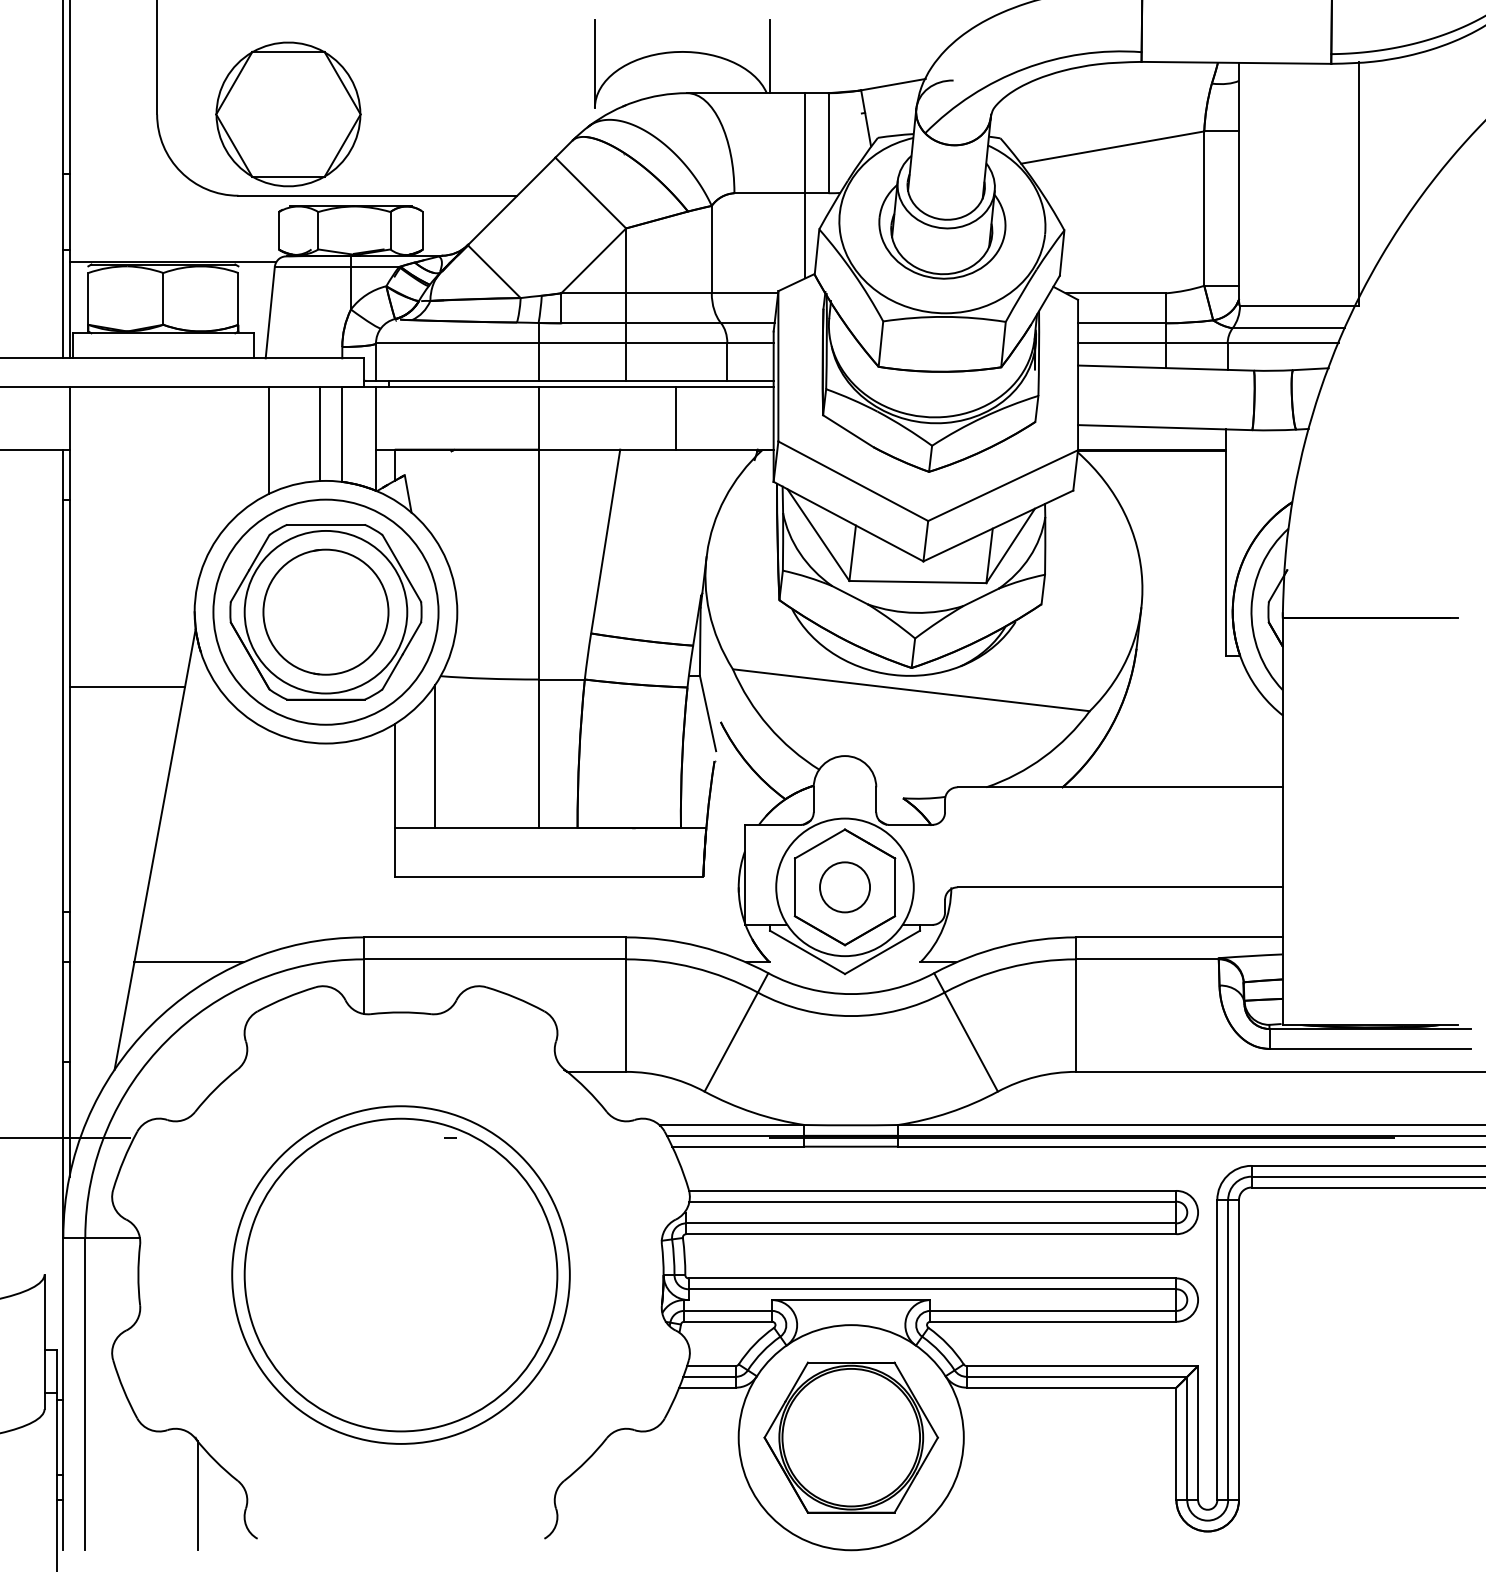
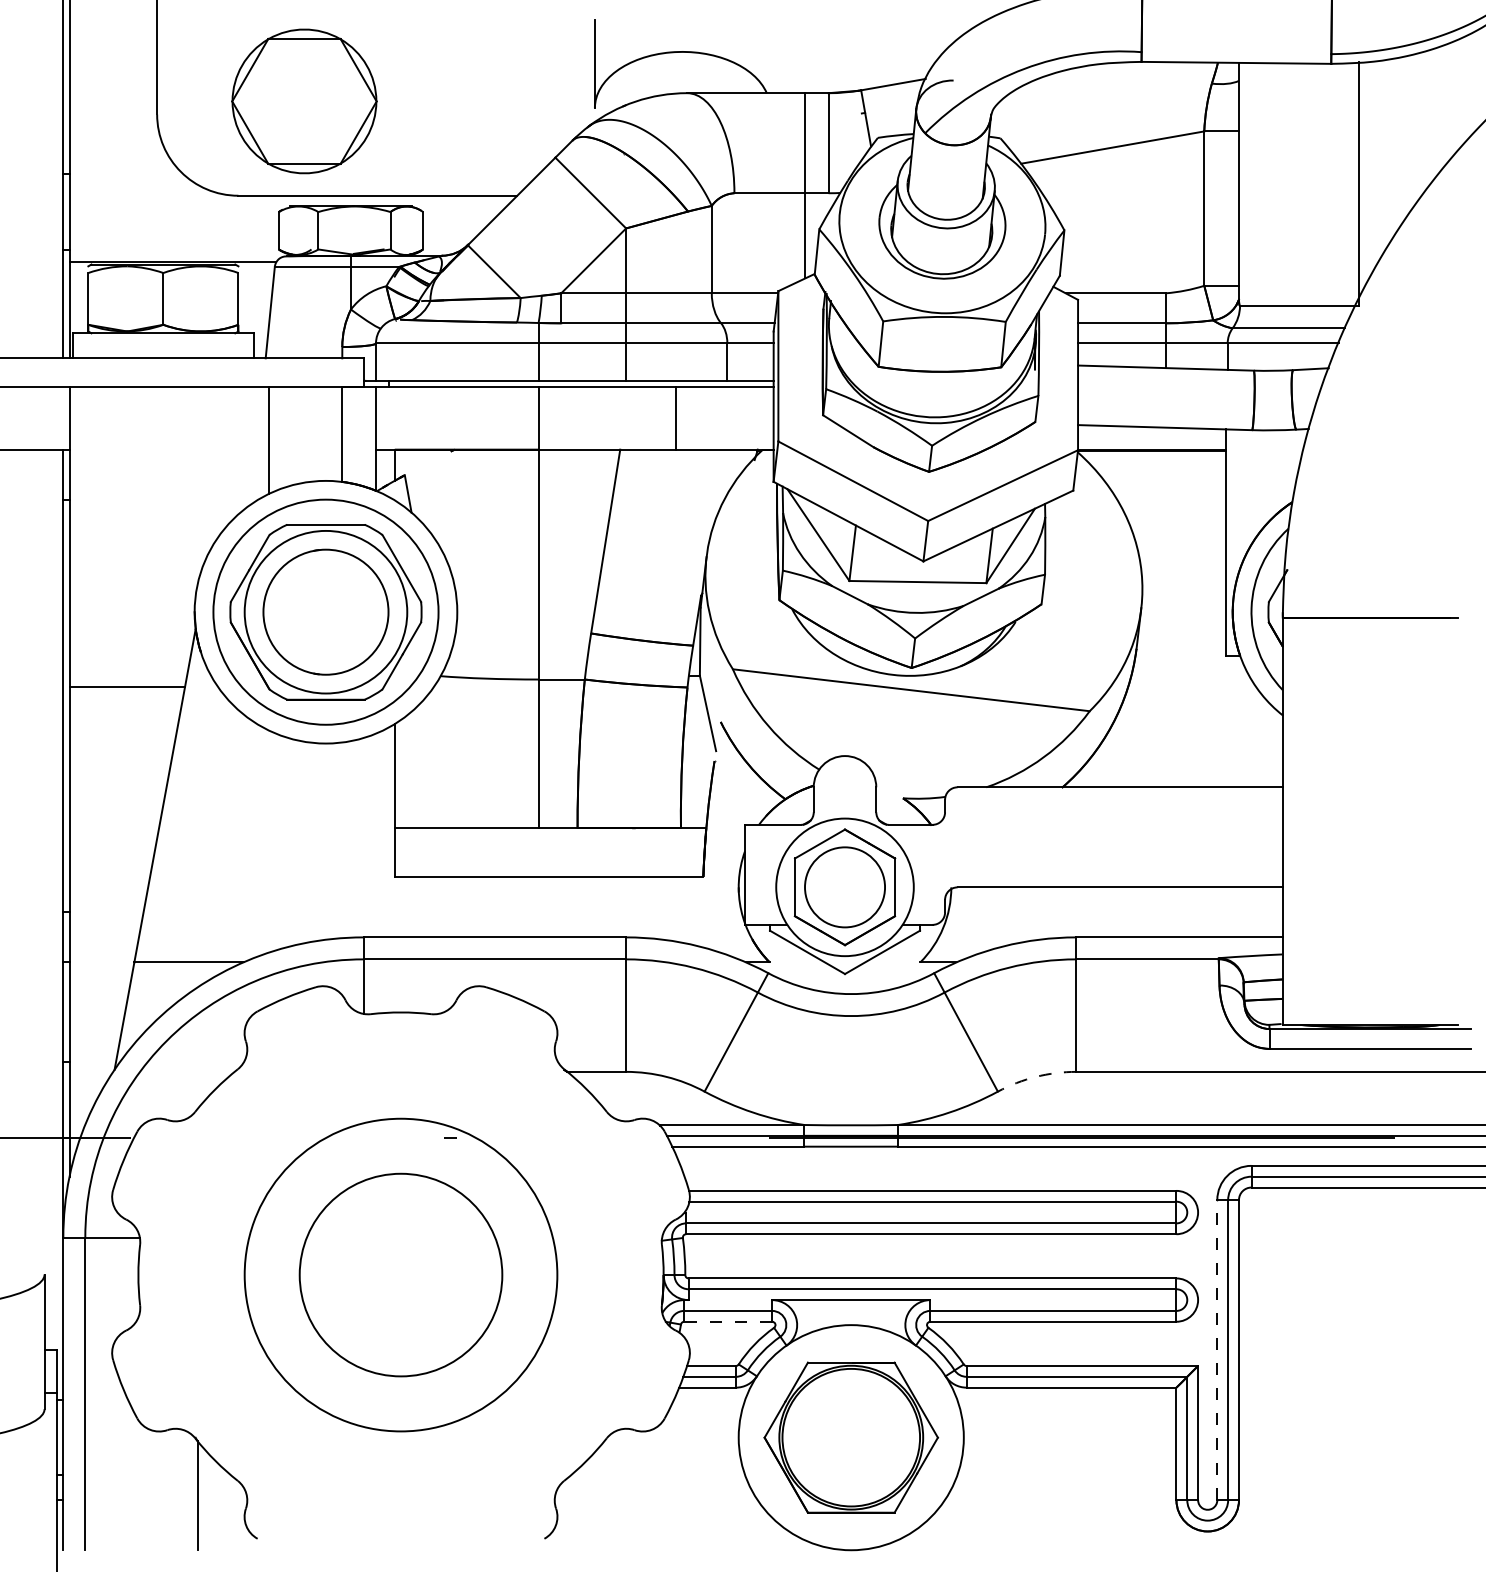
line: present -> none (769, 56)
part position: (288, 114) -> (304, 101) (304, 101)
line: present -> none (320, 434)
line: present -> none (435, 756)
circle diameter: 50 px -> 80 px (845, 887)
arc: solid -> dashed (1035, 1076)
circle diameter: 338 px -> 203 px (400, 1274)
line: solid -> dashed (728, 1321)
line: solid -> dashed (1217, 1349)
